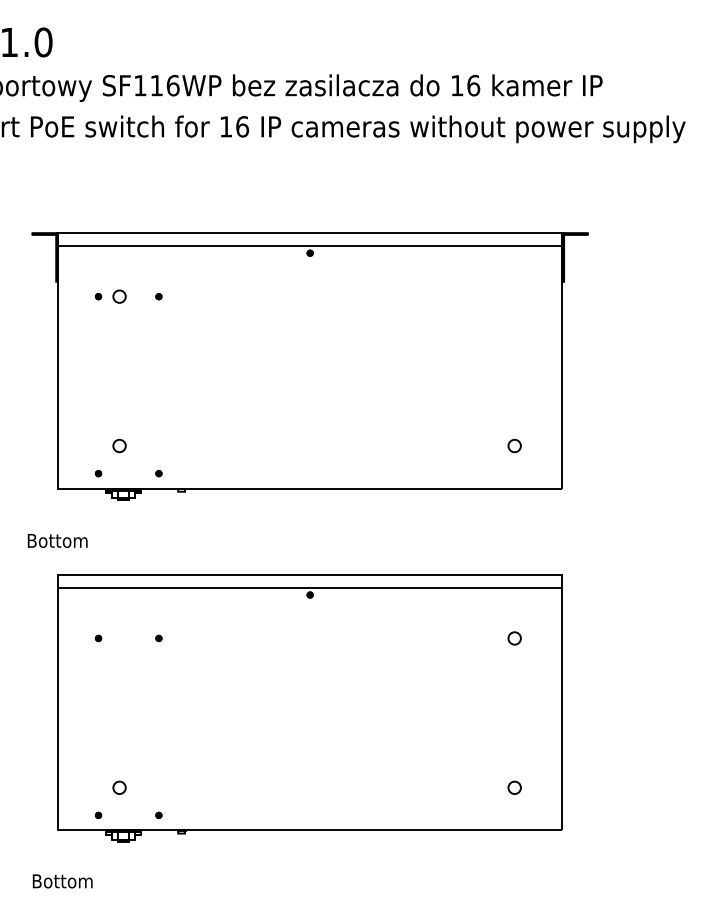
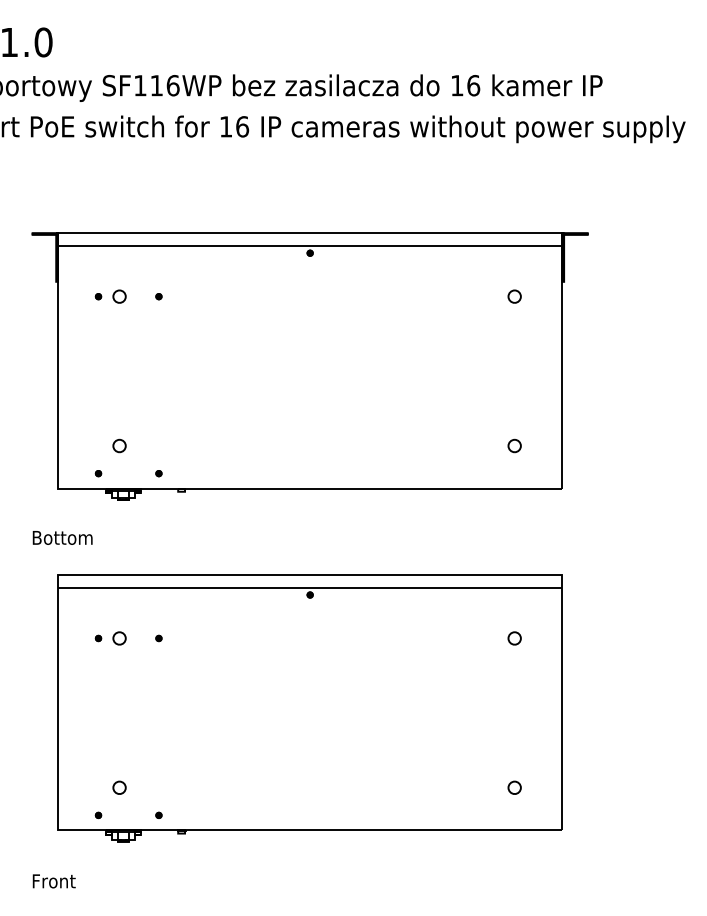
part: none -> present (514, 296)
text position: (57, 540) -> (62, 537) (62, 537)
part: none -> present (119, 638)
text: Bottom -> Front (63, 881)
